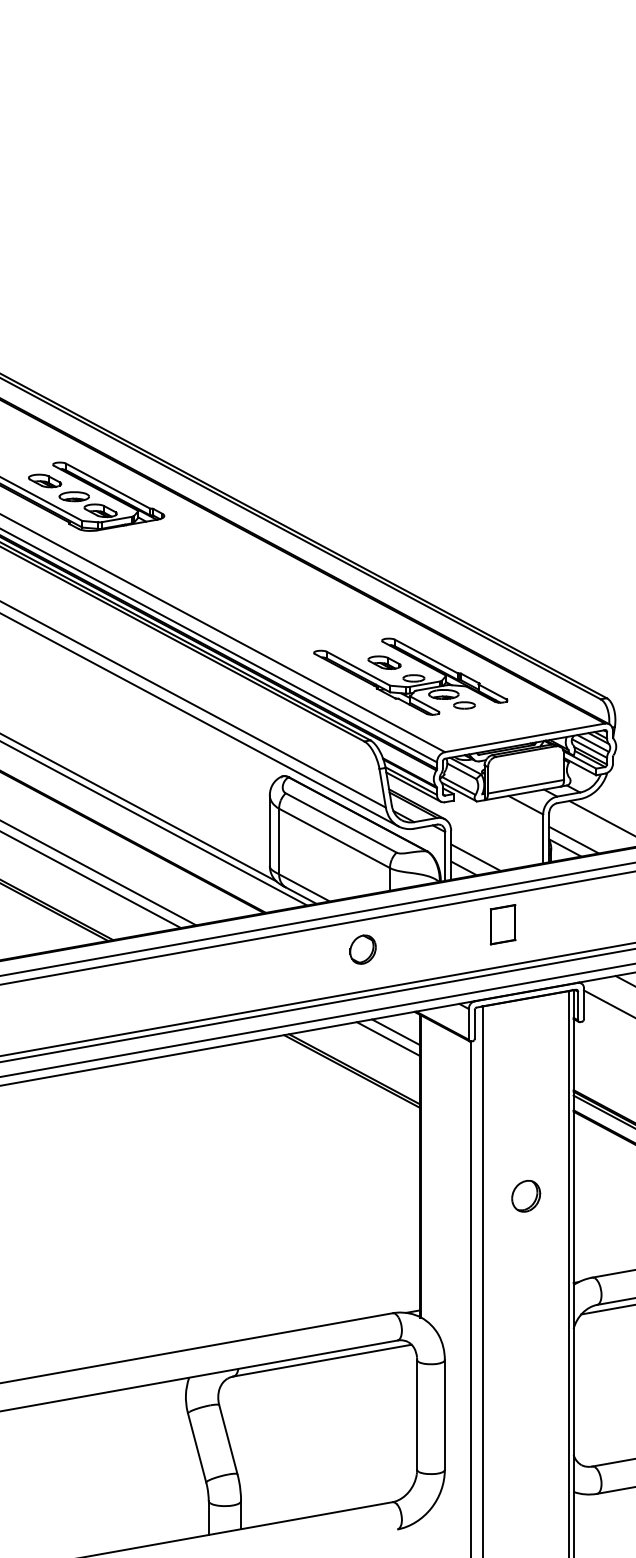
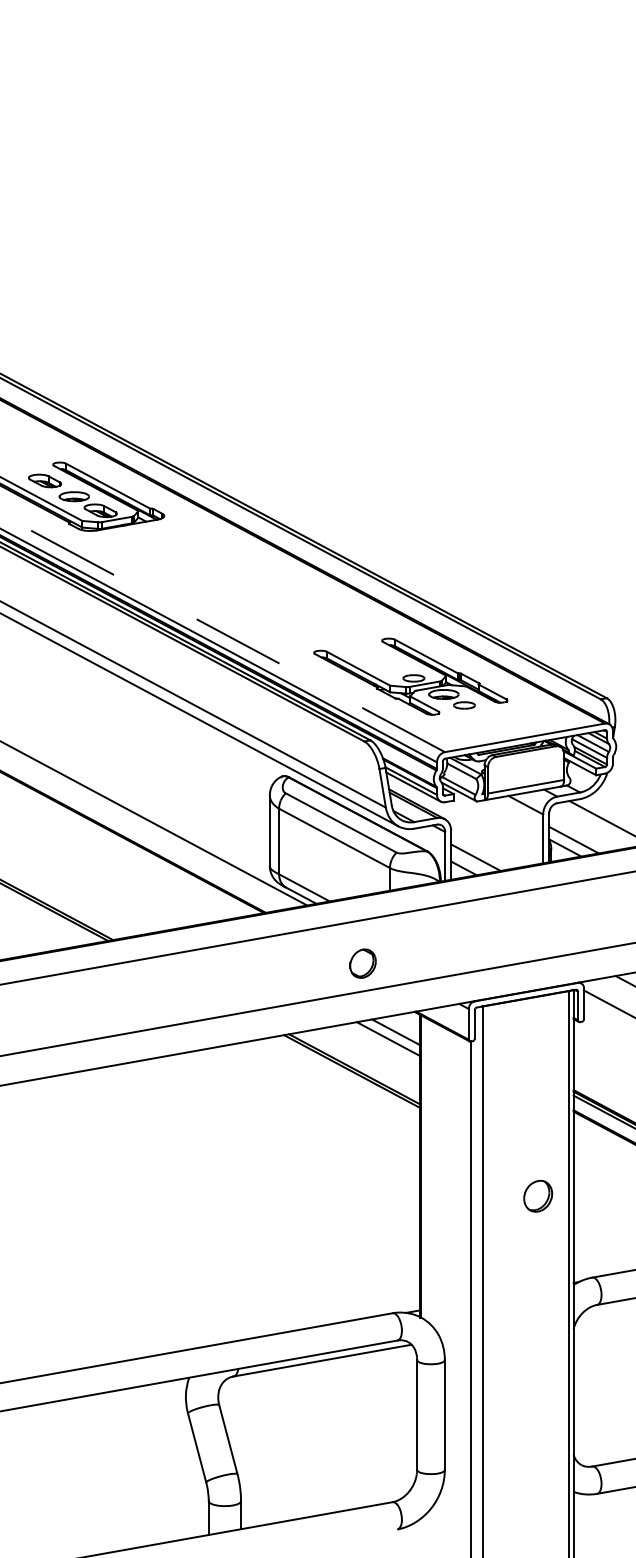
line: solid -> dashed (222, 632)
part: present -> none (384, 662)
line: present -> none (139, 807)
line: present -> none (99, 873)
line: present -> none (91, 880)
line: present -> none (317, 919)
part: present -> none (502, 924)
part position: (362, 949) -> (362, 963) (362, 963)
line: present -> none (317, 1005)
line: present -> none (317, 1020)
part position: (526, 1195) -> (538, 1195) (538, 1195)
line: present -> none (606, 1309)
